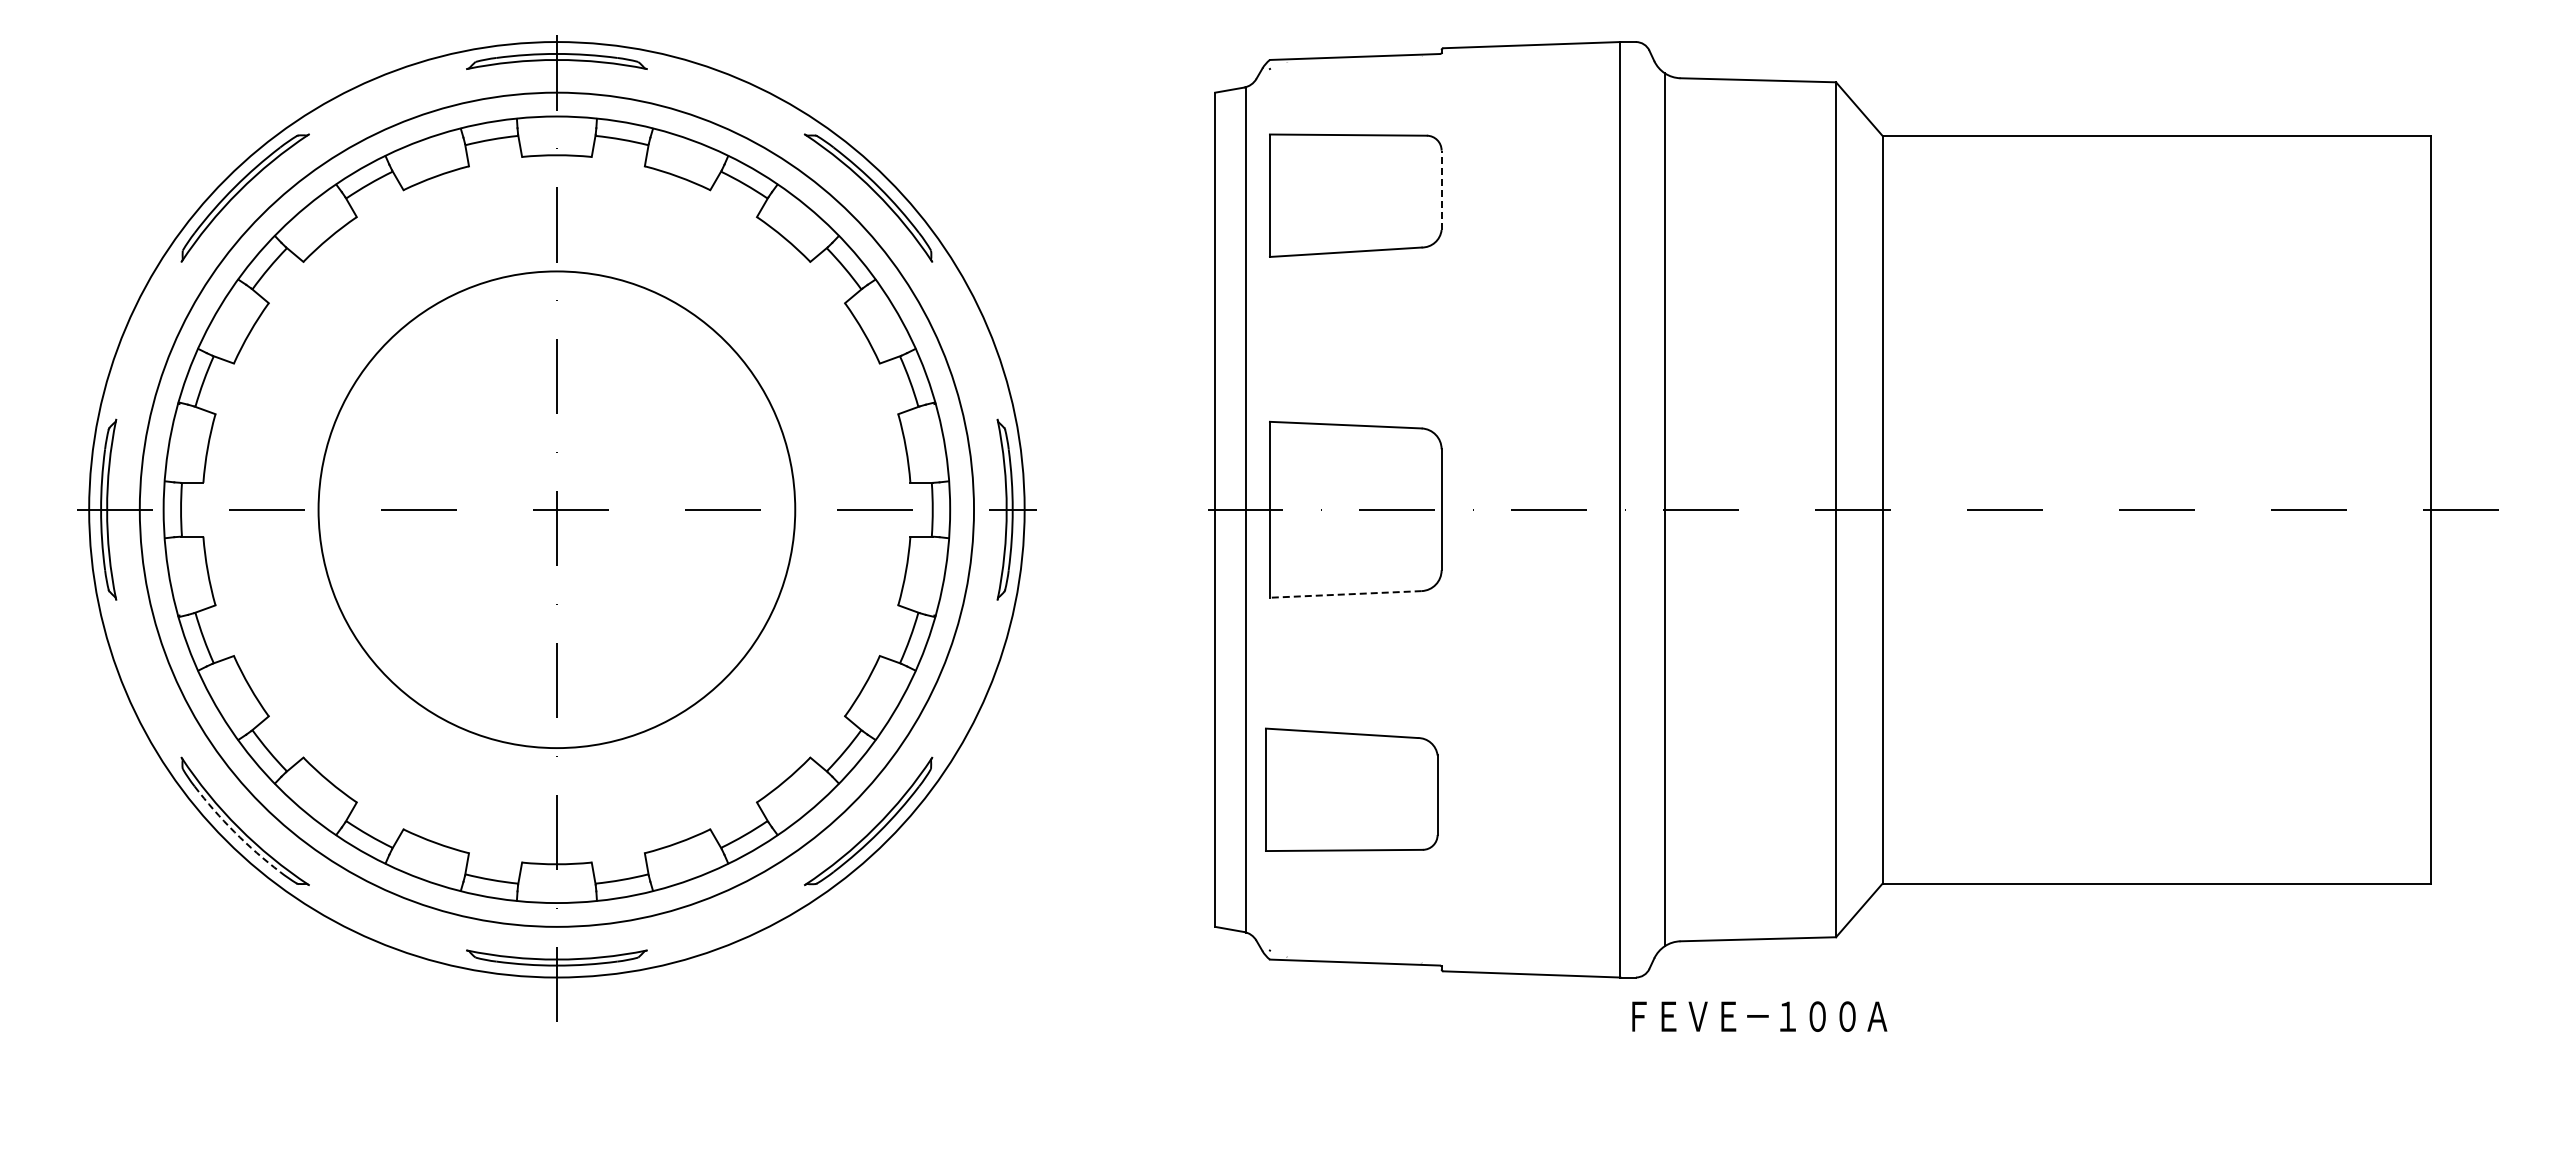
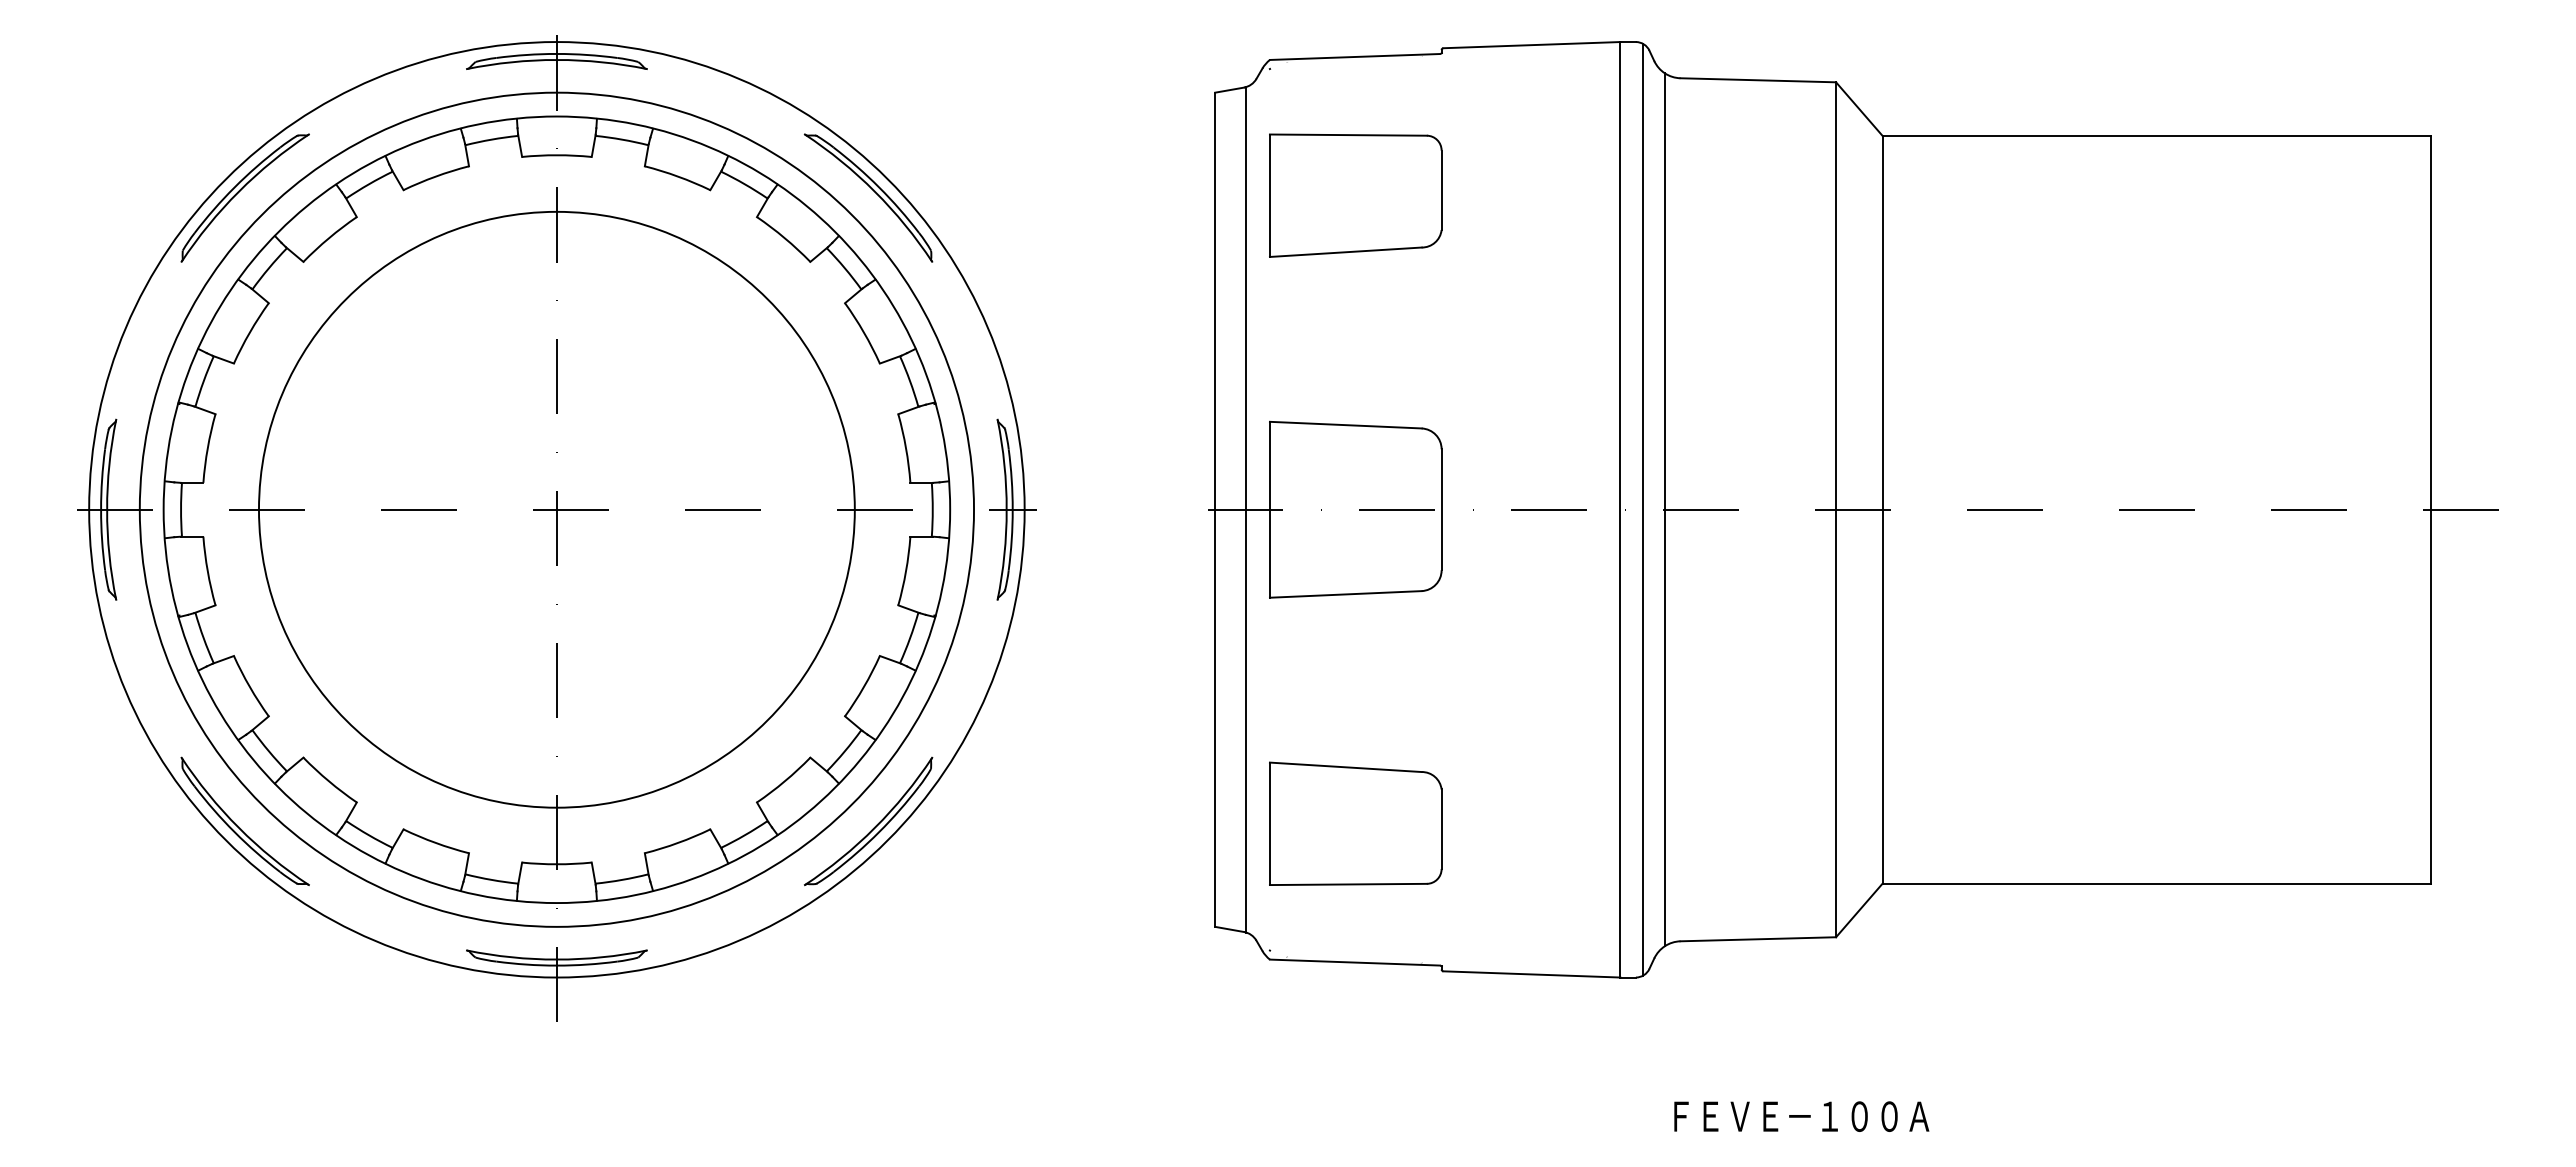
line: dashed -> solid (1441, 190)
circle diameter: 477 px -> 596 px (556, 509)
line: none -> present (1642, 509)
line: dashed -> solid (1345, 594)
part position: (1351, 789) -> (1355, 823) (1355, 823)
arc: dashed -> solid (234, 832)
text position: (1759, 1016) -> (1801, 1116) (1801, 1116)
